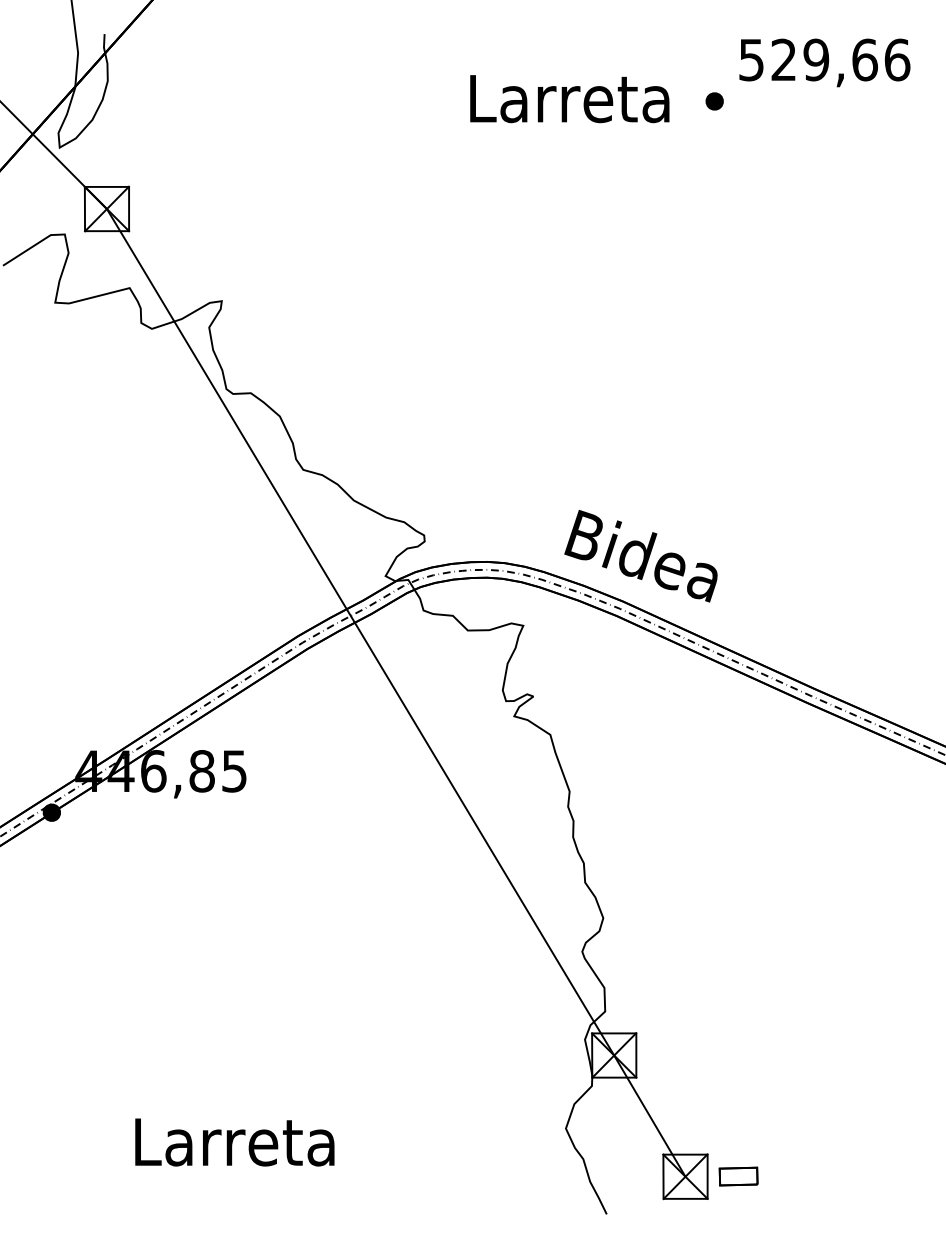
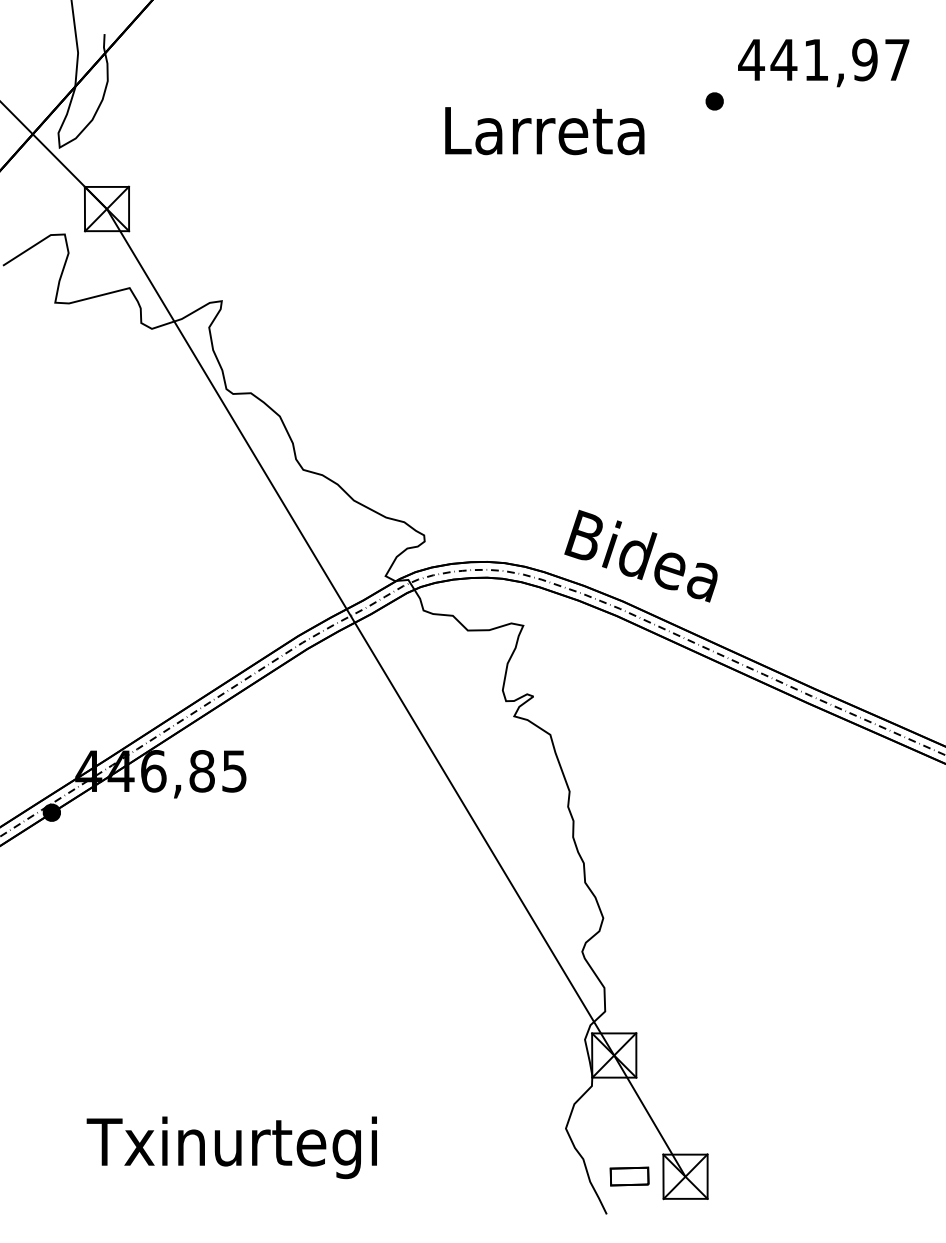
text: 529,66 -> 441,97 (824, 59)
text position: (569, 99) -> (544, 131) (544, 131)
text: Larreta -> Txinurtegi (231, 1147)
part position: (738, 1176) -> (629, 1176) (629, 1176)
